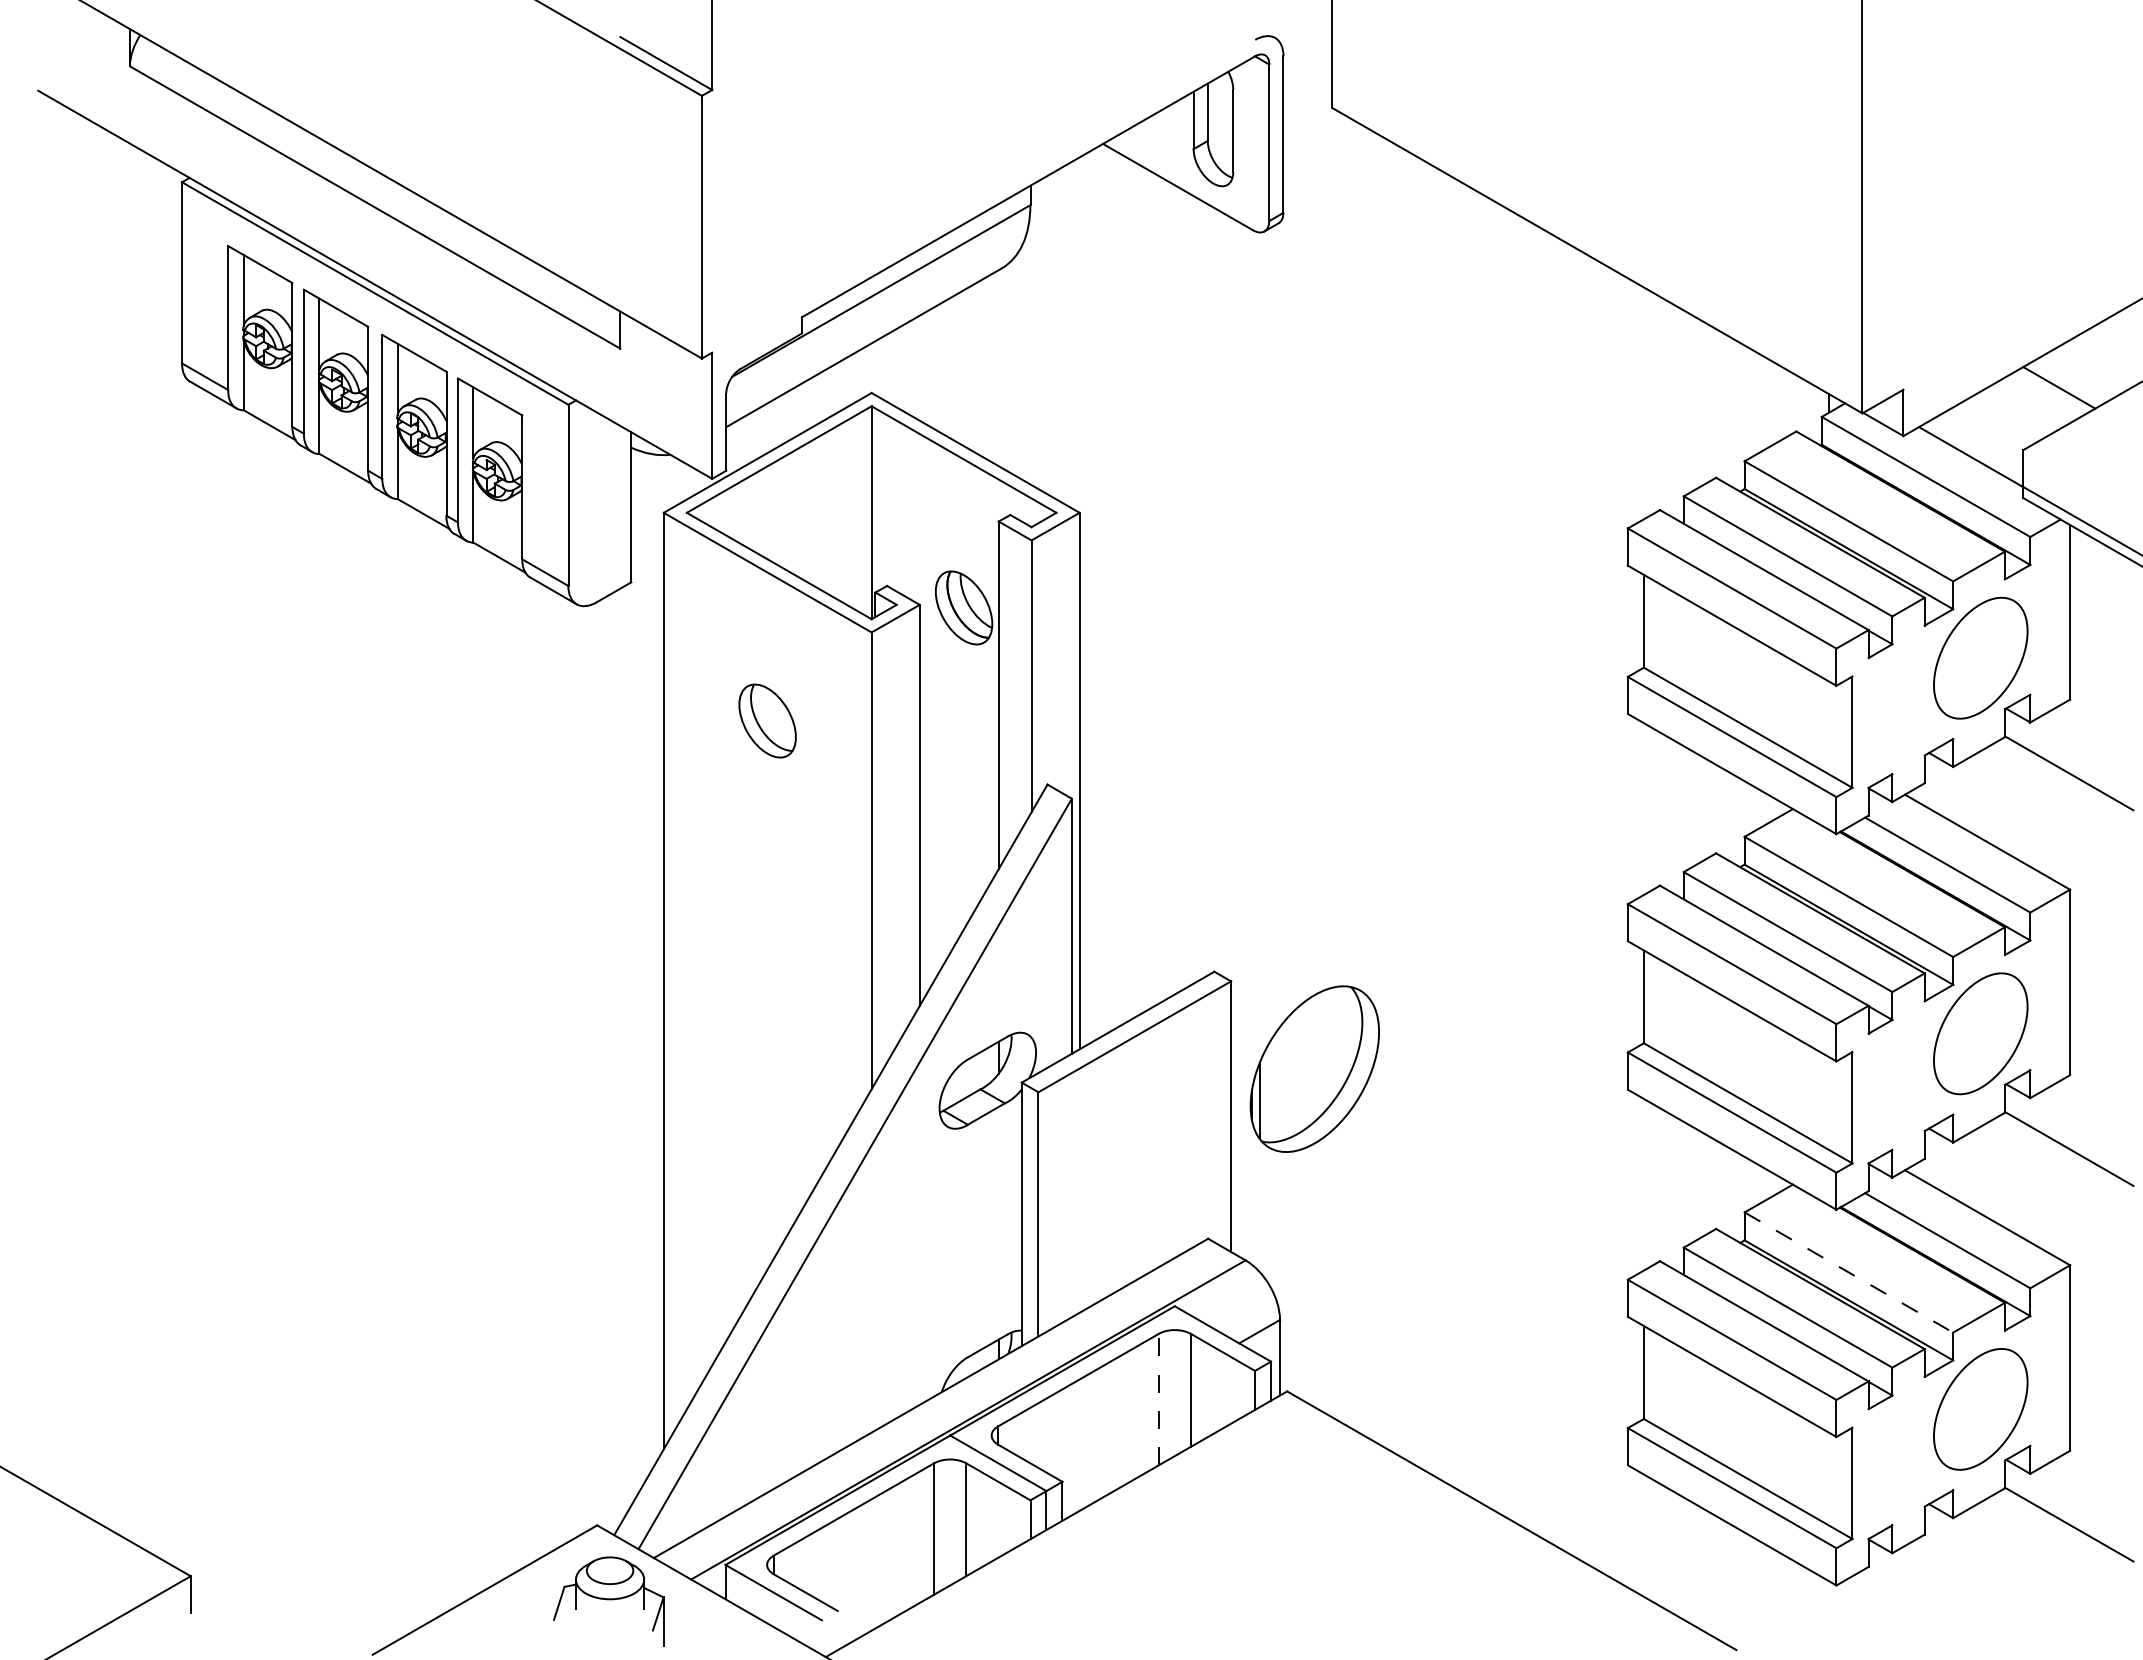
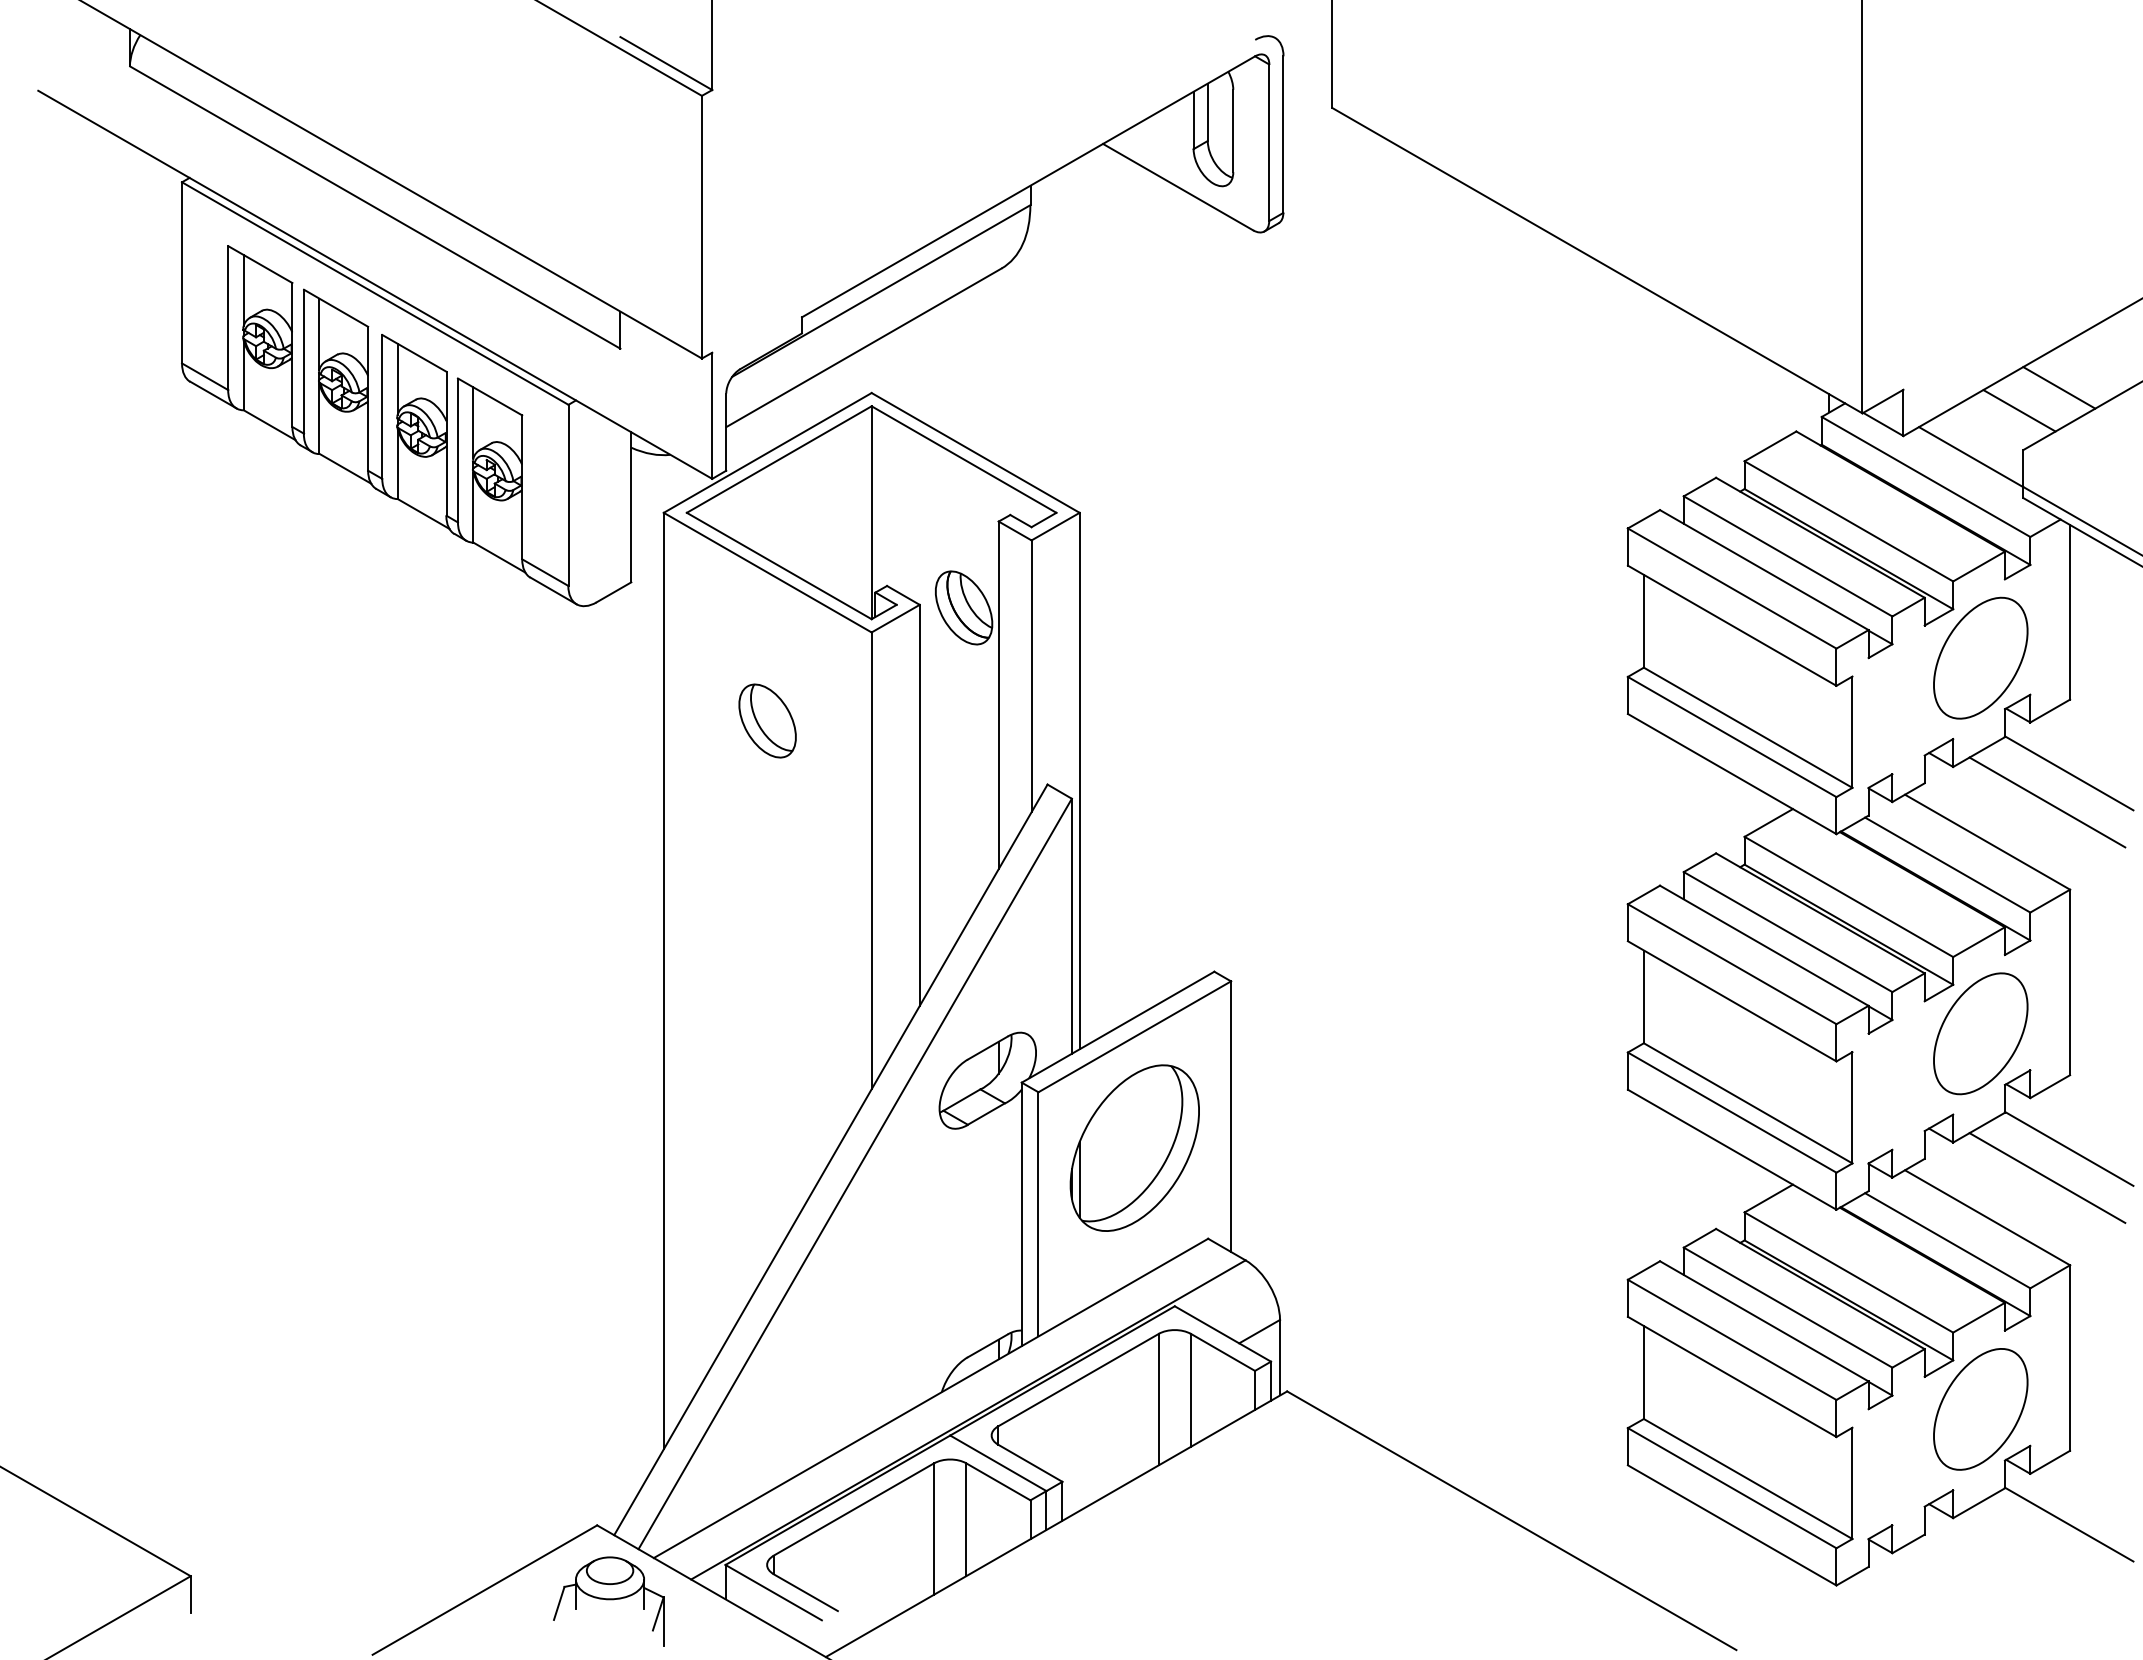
line: none -> present (2019, 410)
line: none -> present (2047, 802)
part position: (1314, 1068) -> (1134, 1147) (1134, 1147)
line: none -> present (2047, 1177)
line: dashed -> solid (1849, 1272)
line: dashed -> solid (1158, 1399)
